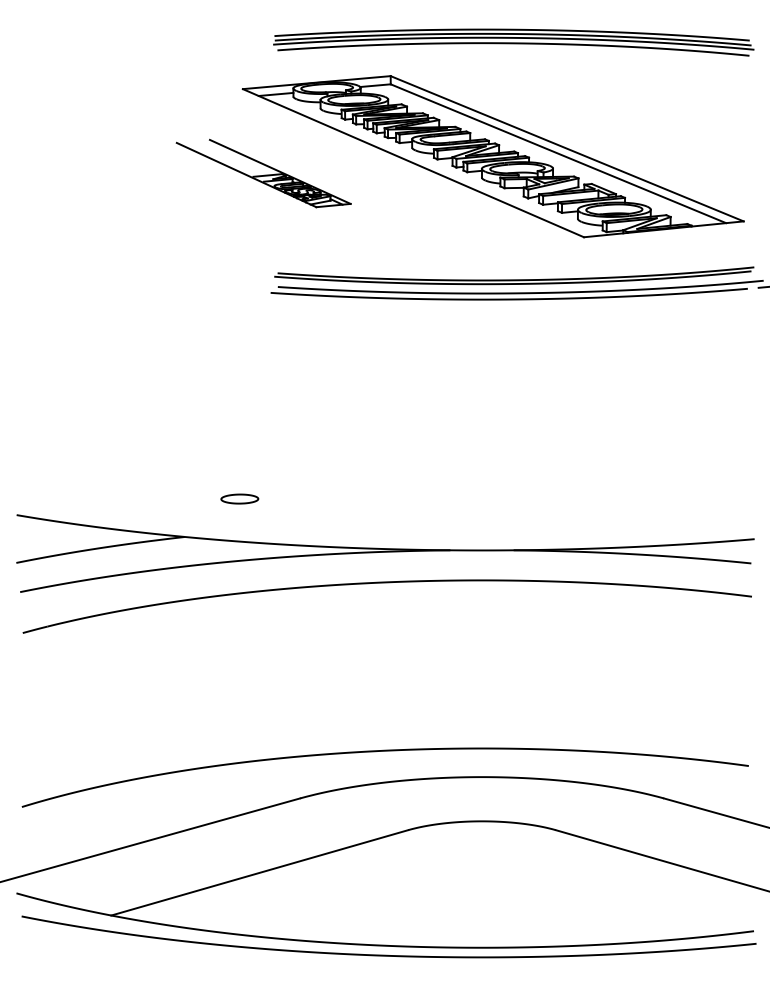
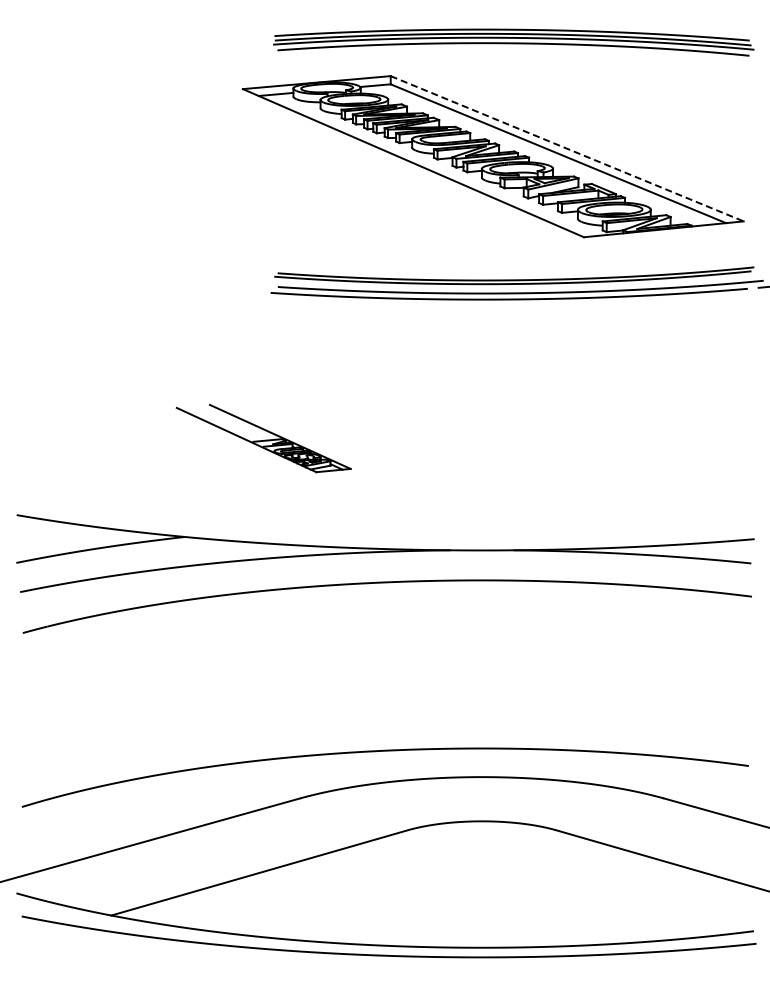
line: solid -> dashed (567, 148)
part position: (263, 173) -> (263, 438) (263, 438)
part: present -> none (239, 498)
